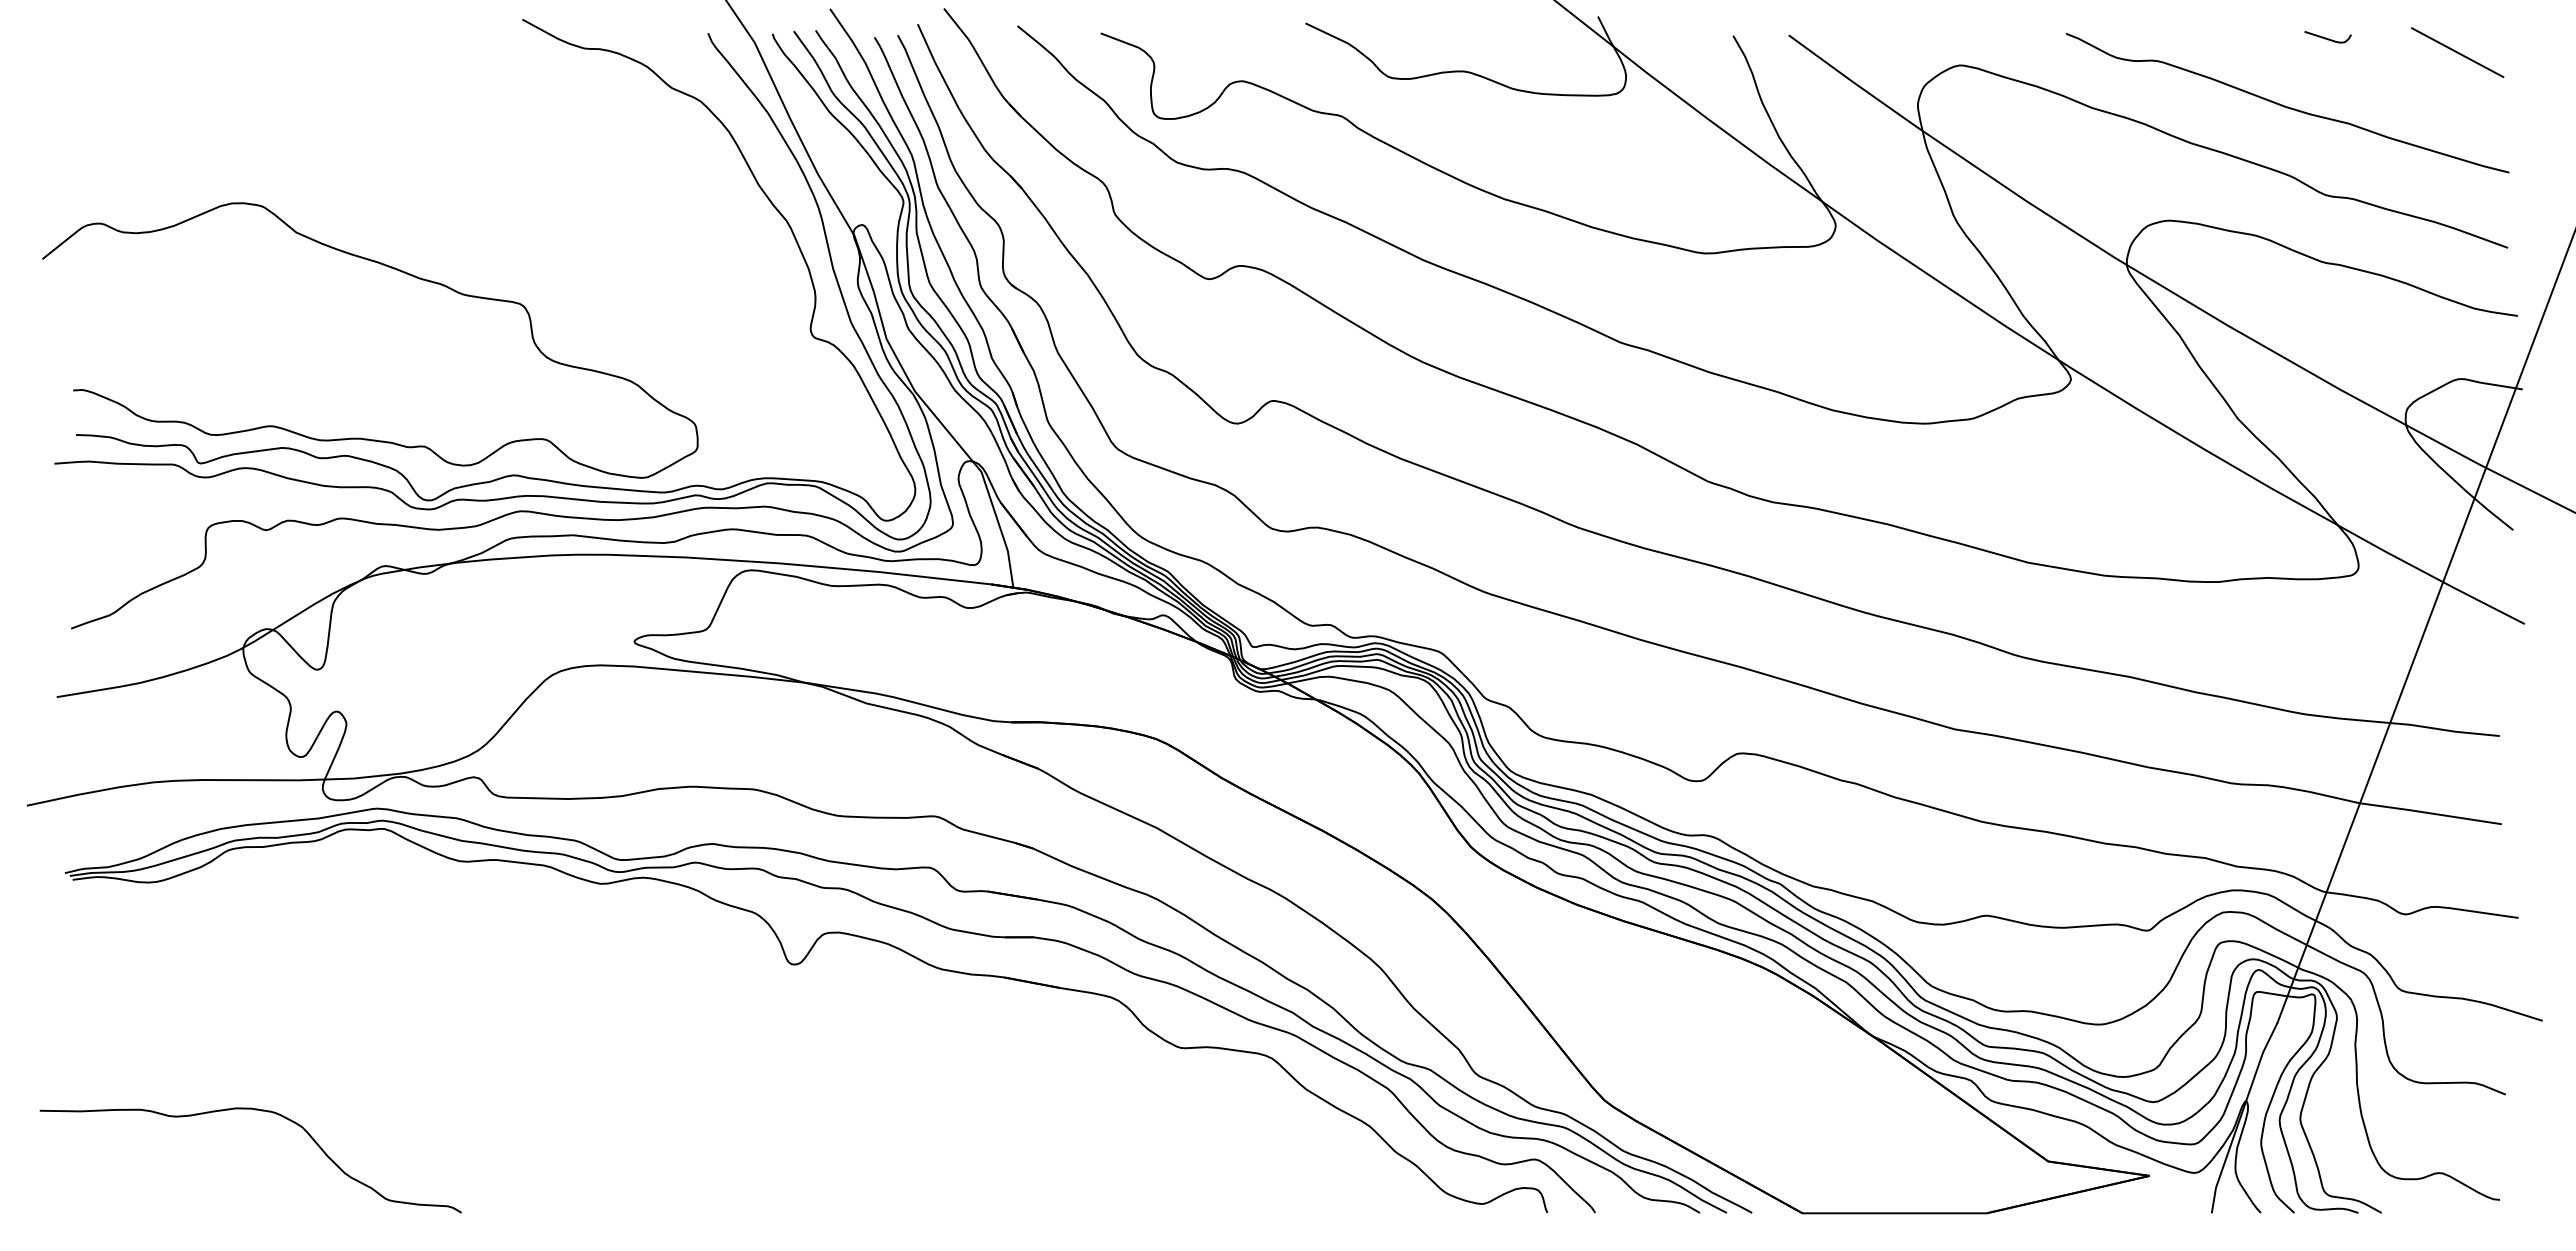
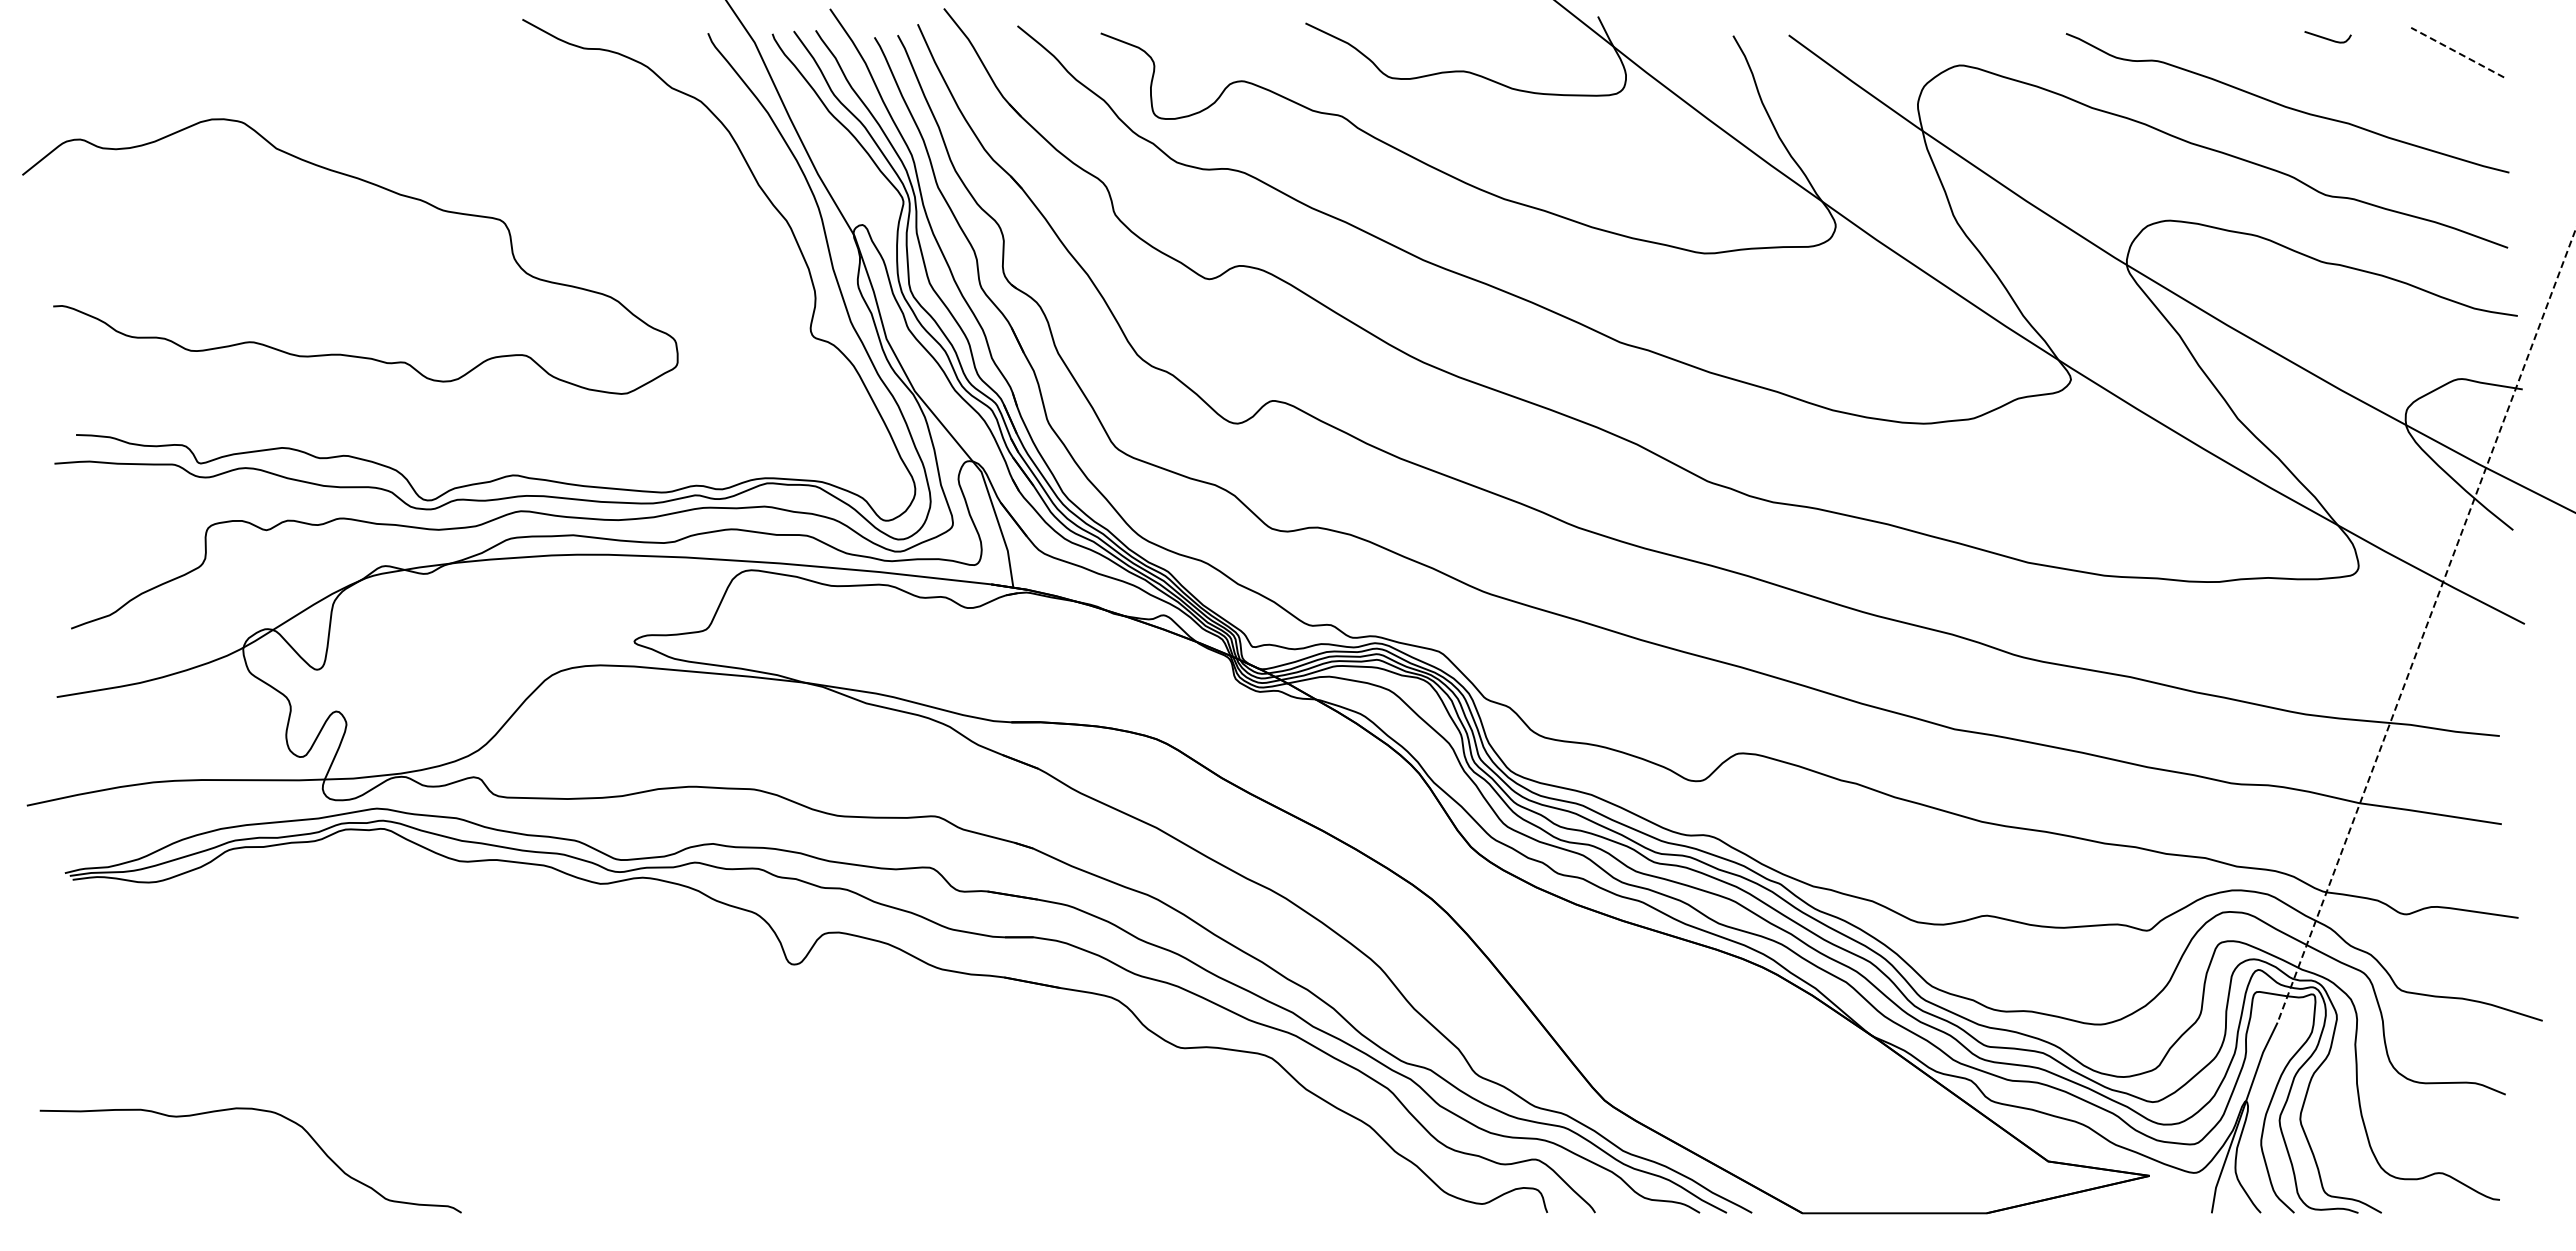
line: solid -> dashed (2457, 52)
curve position: (393, 269) -> (373, 185) (373, 185)
line: solid -> dashed (2426, 625)
